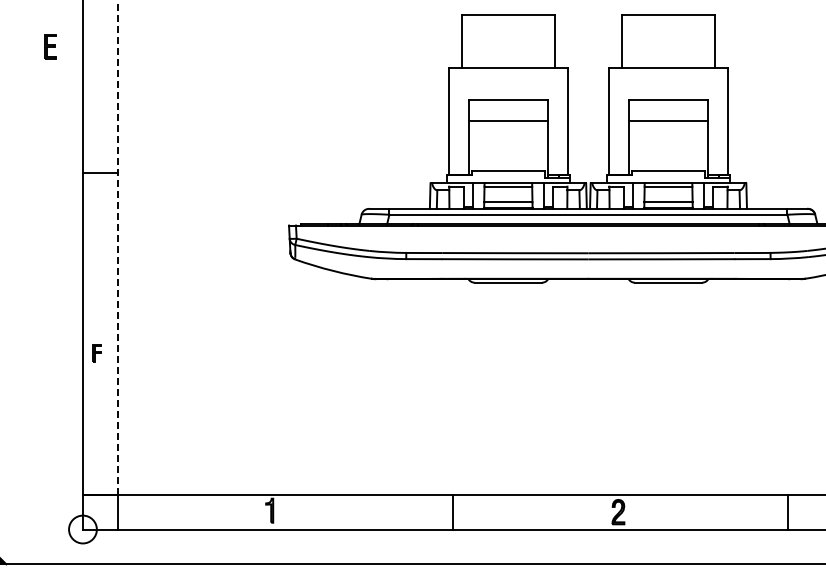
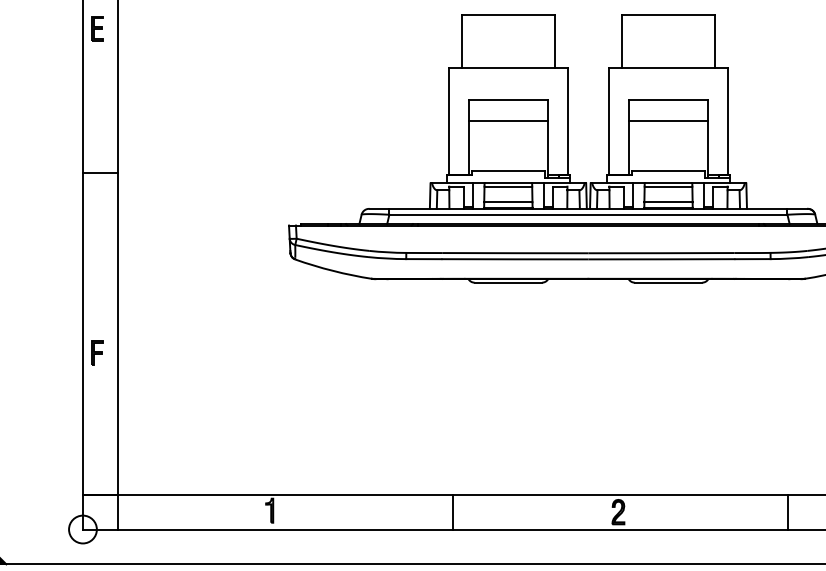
part position: (50, 46) -> (97, 28) (97, 28)
line: dashed -> solid (117, 247)
part size: 10x19 px -> 13x26 px (97, 352)
